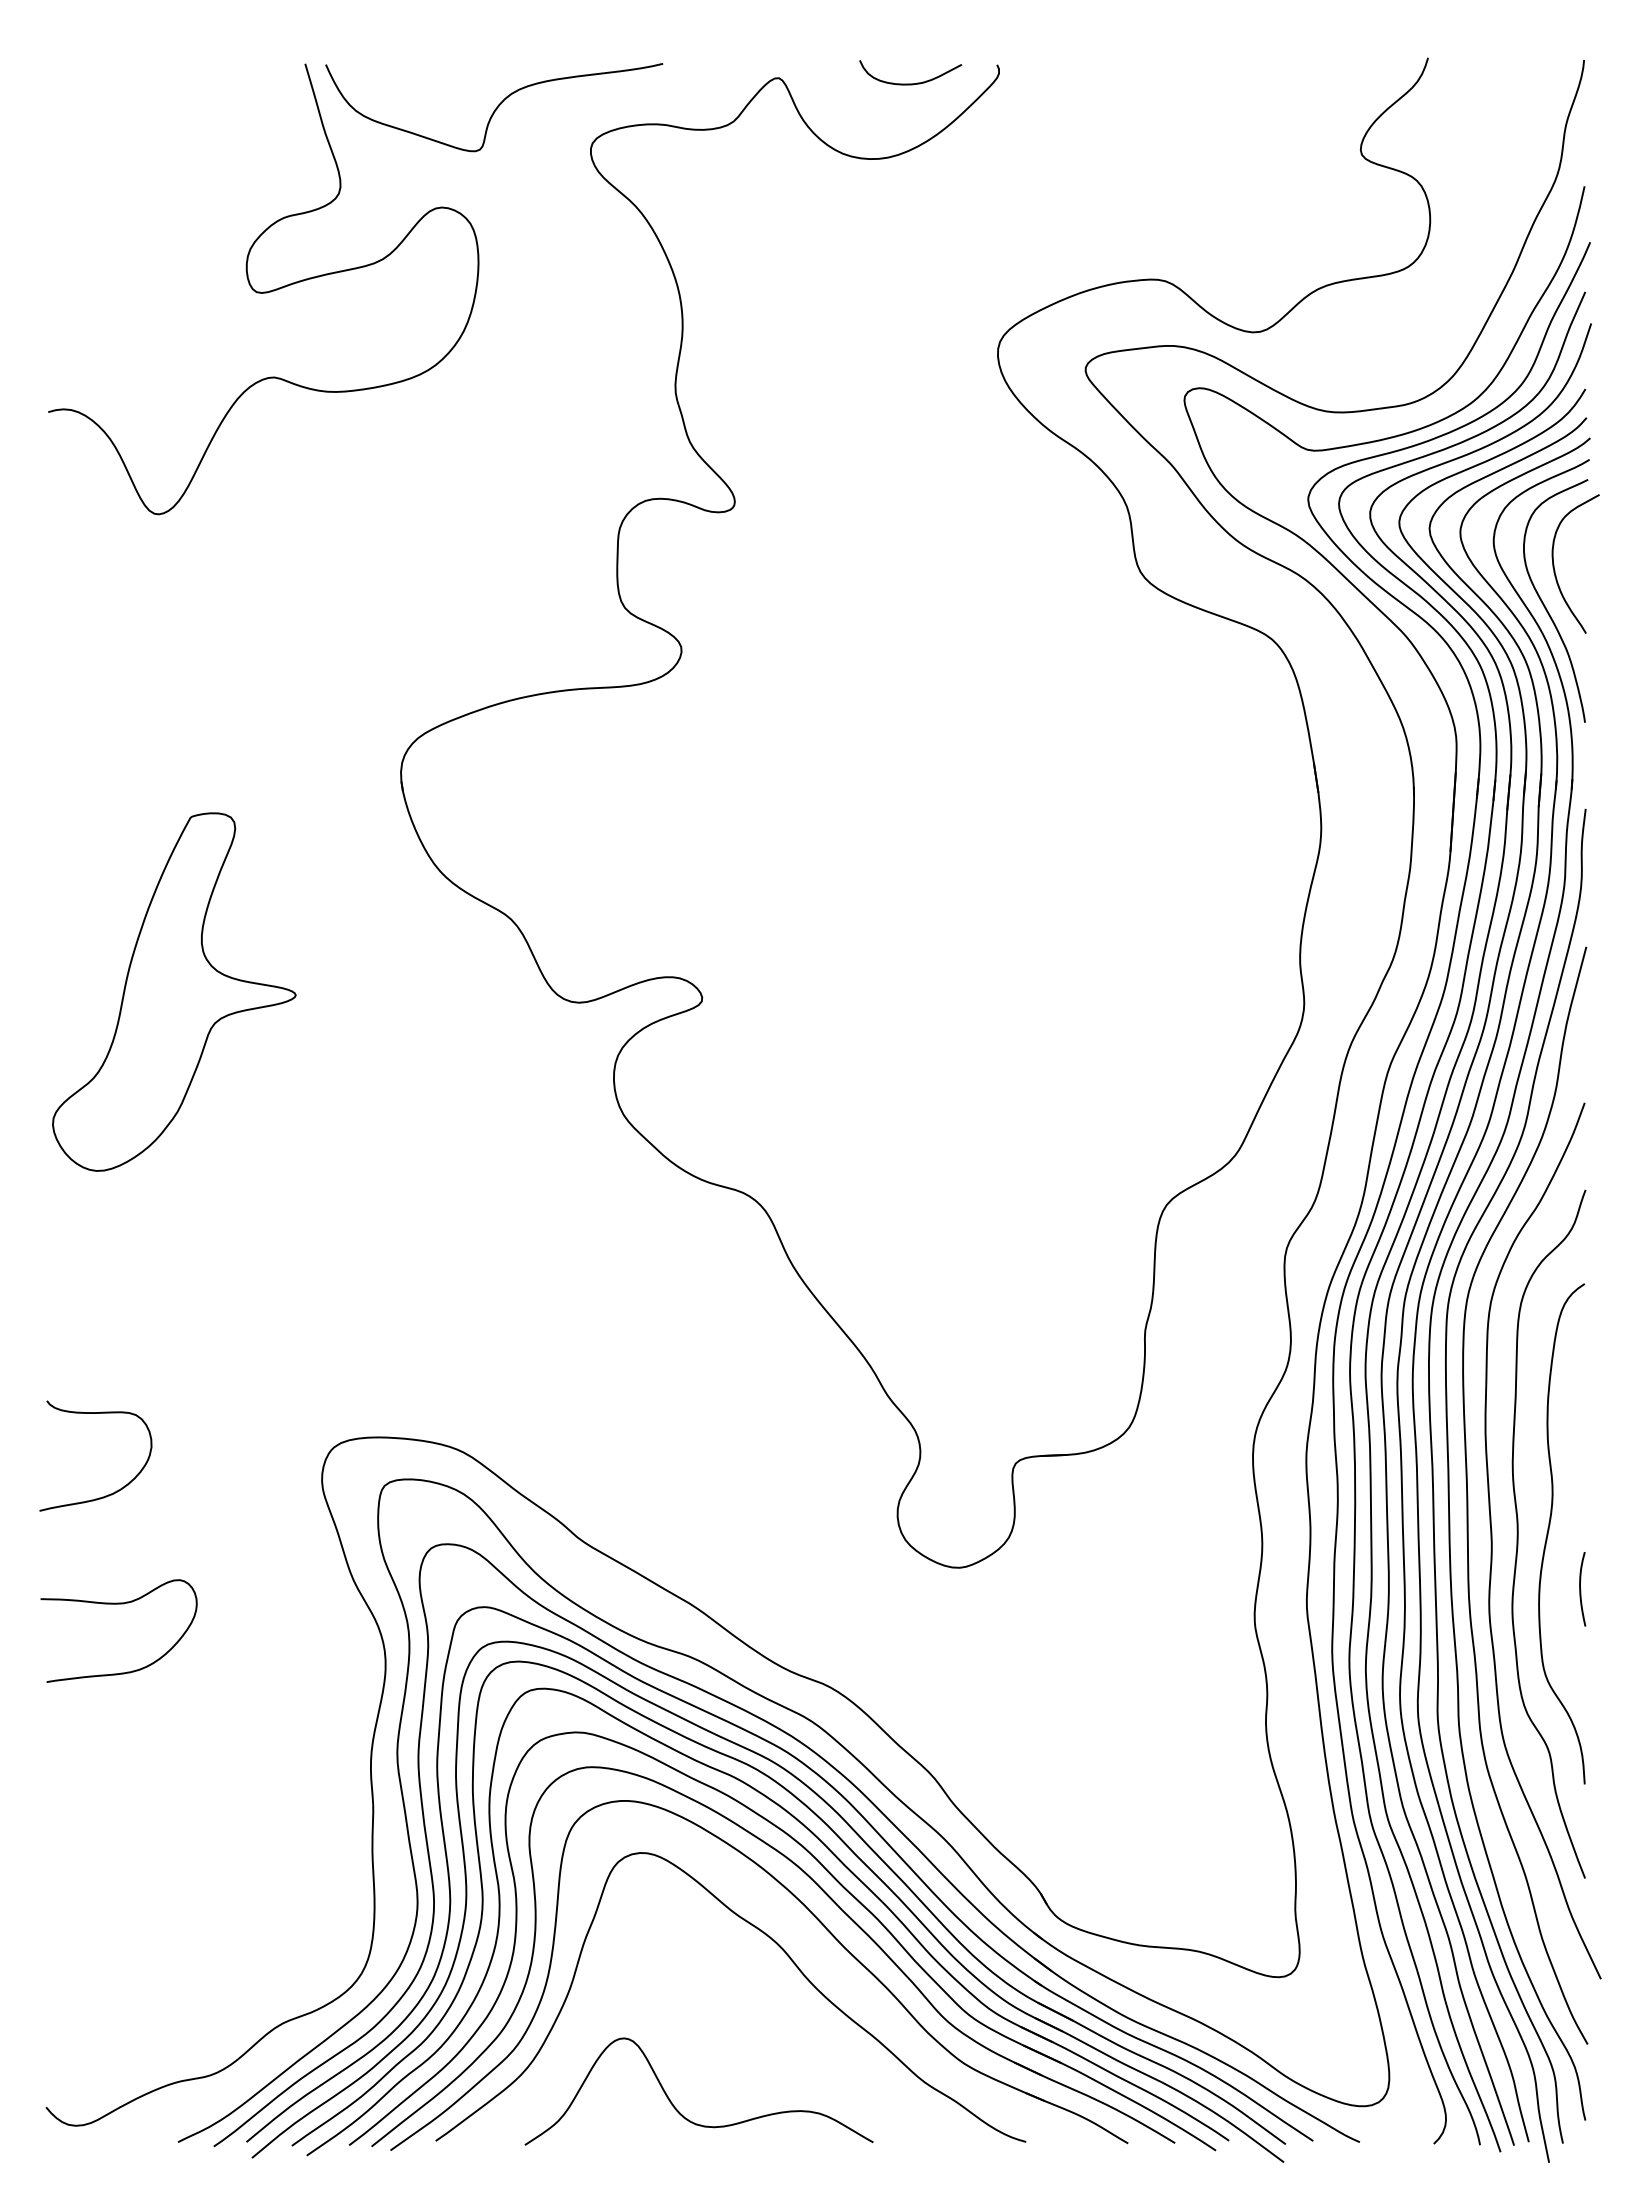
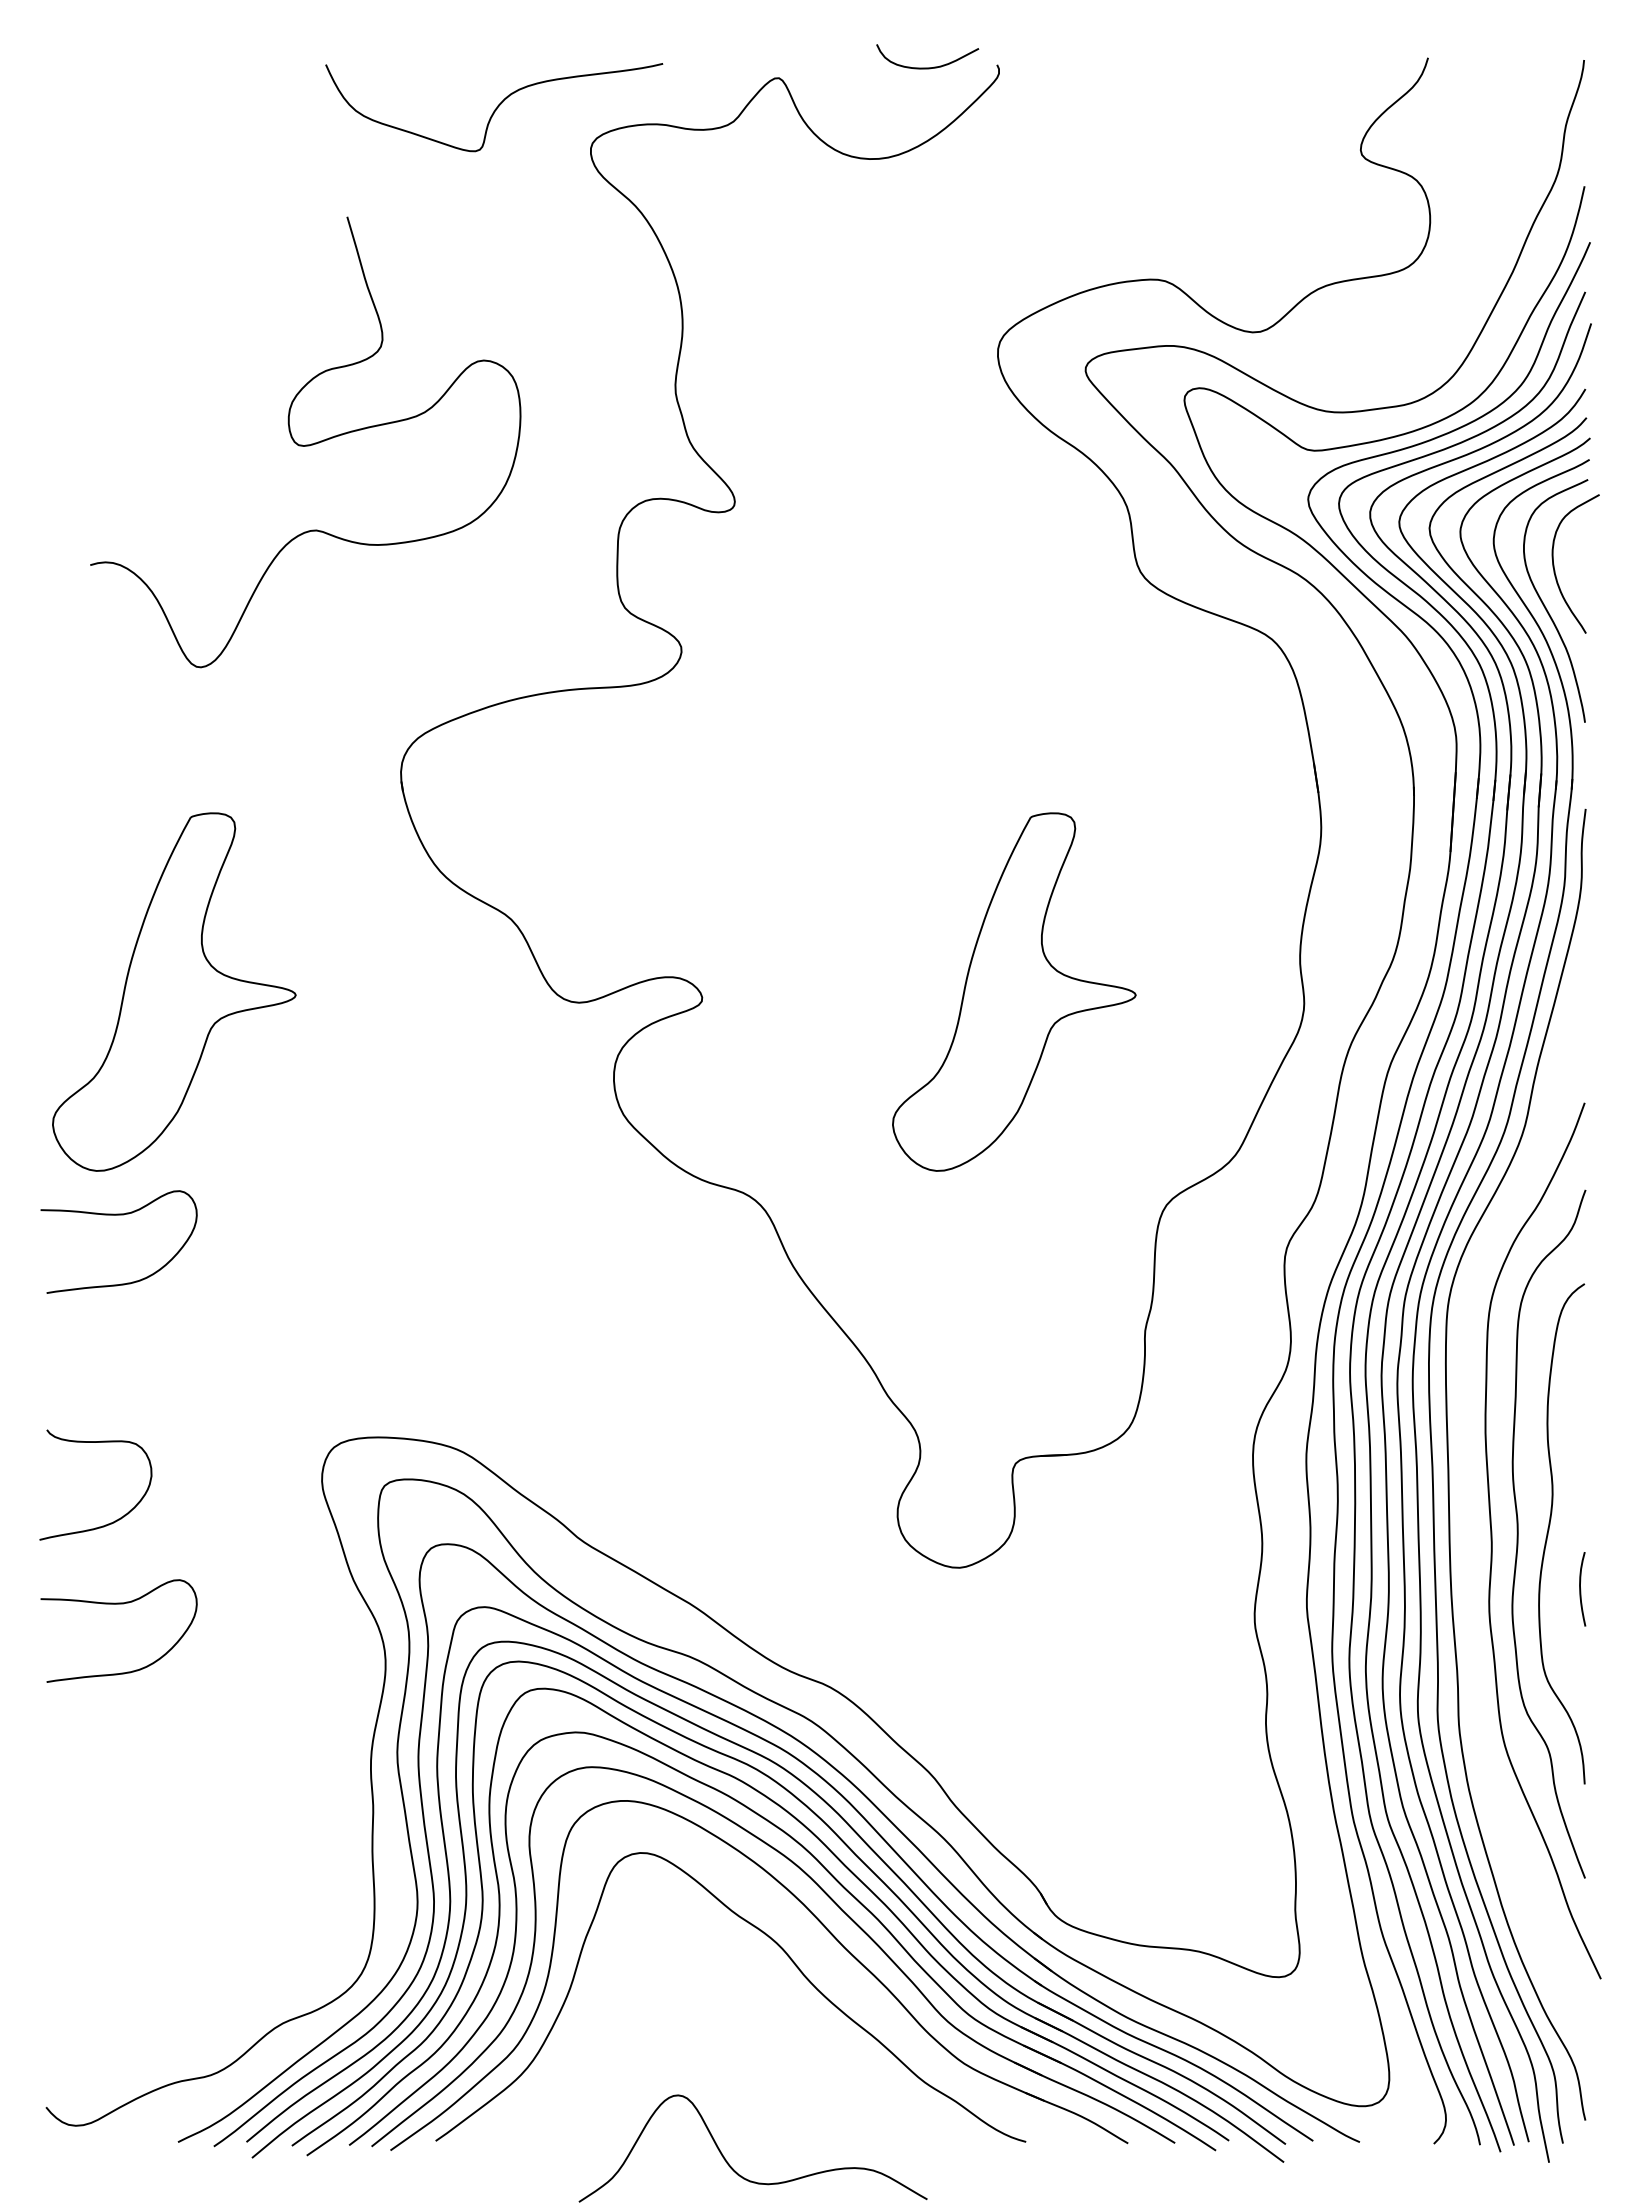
curve position: (910, 83) -> (927, 67) (927, 67)
curve position: (263, 291) -> (305, 444) (305, 444)
part: none -> present (1014, 991)
curve: none -> present (118, 1215)
curve position: (116, 1490) -> (116, 1519) (116, 1519)
curve: present -> none (1468, 1495)
curve position: (675, 2106) -> (729, 2163) (729, 2163)
